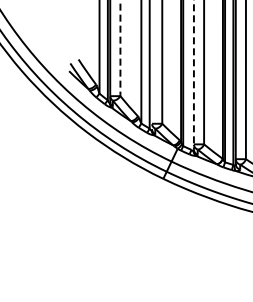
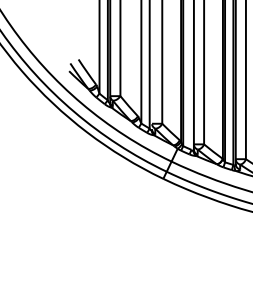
line: dashed -> solid (120, 48)
line: dashed -> solid (193, 75)
